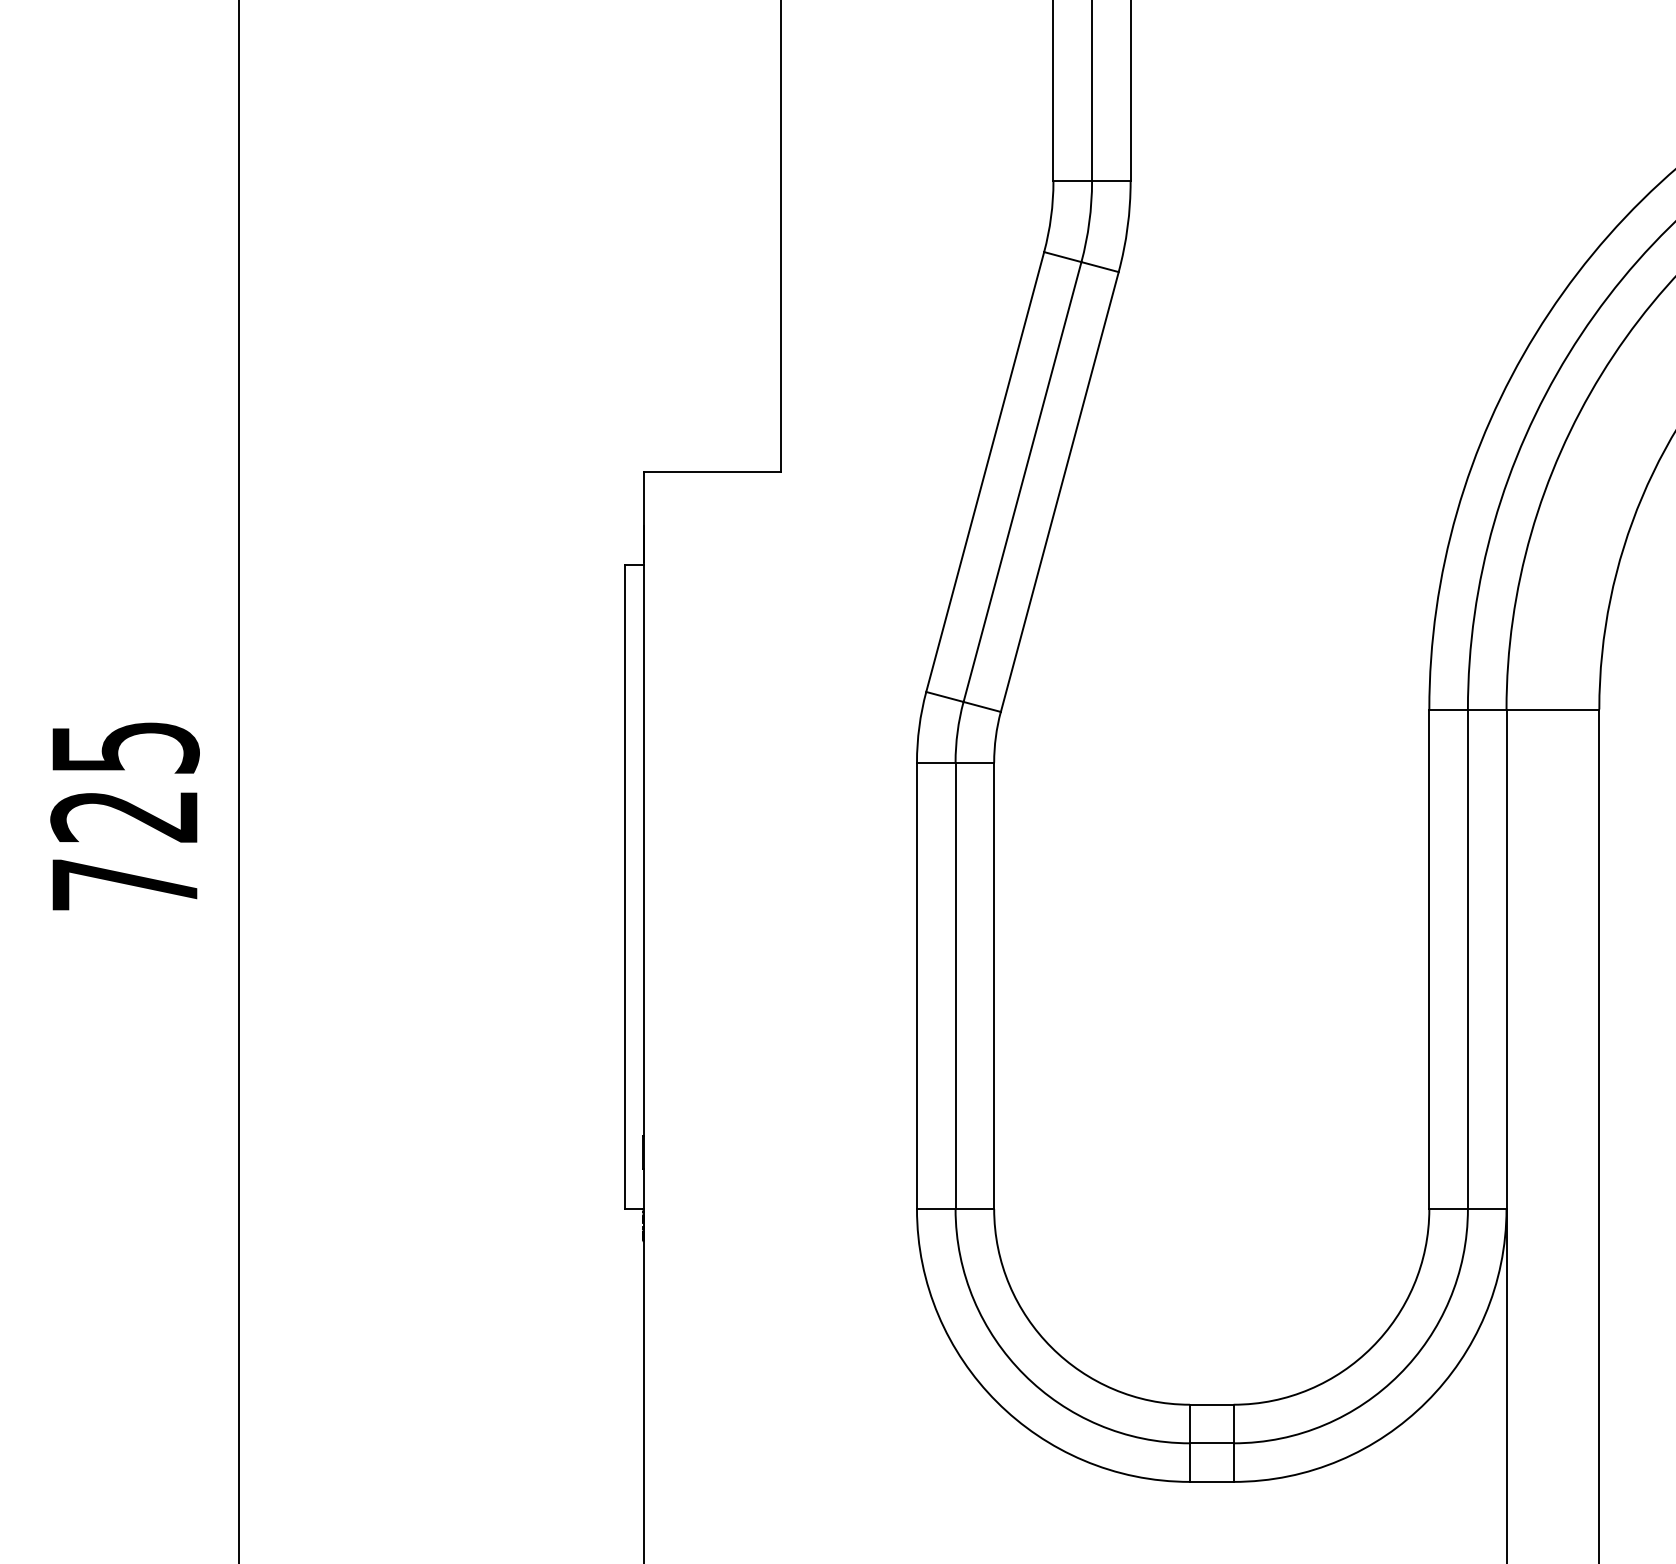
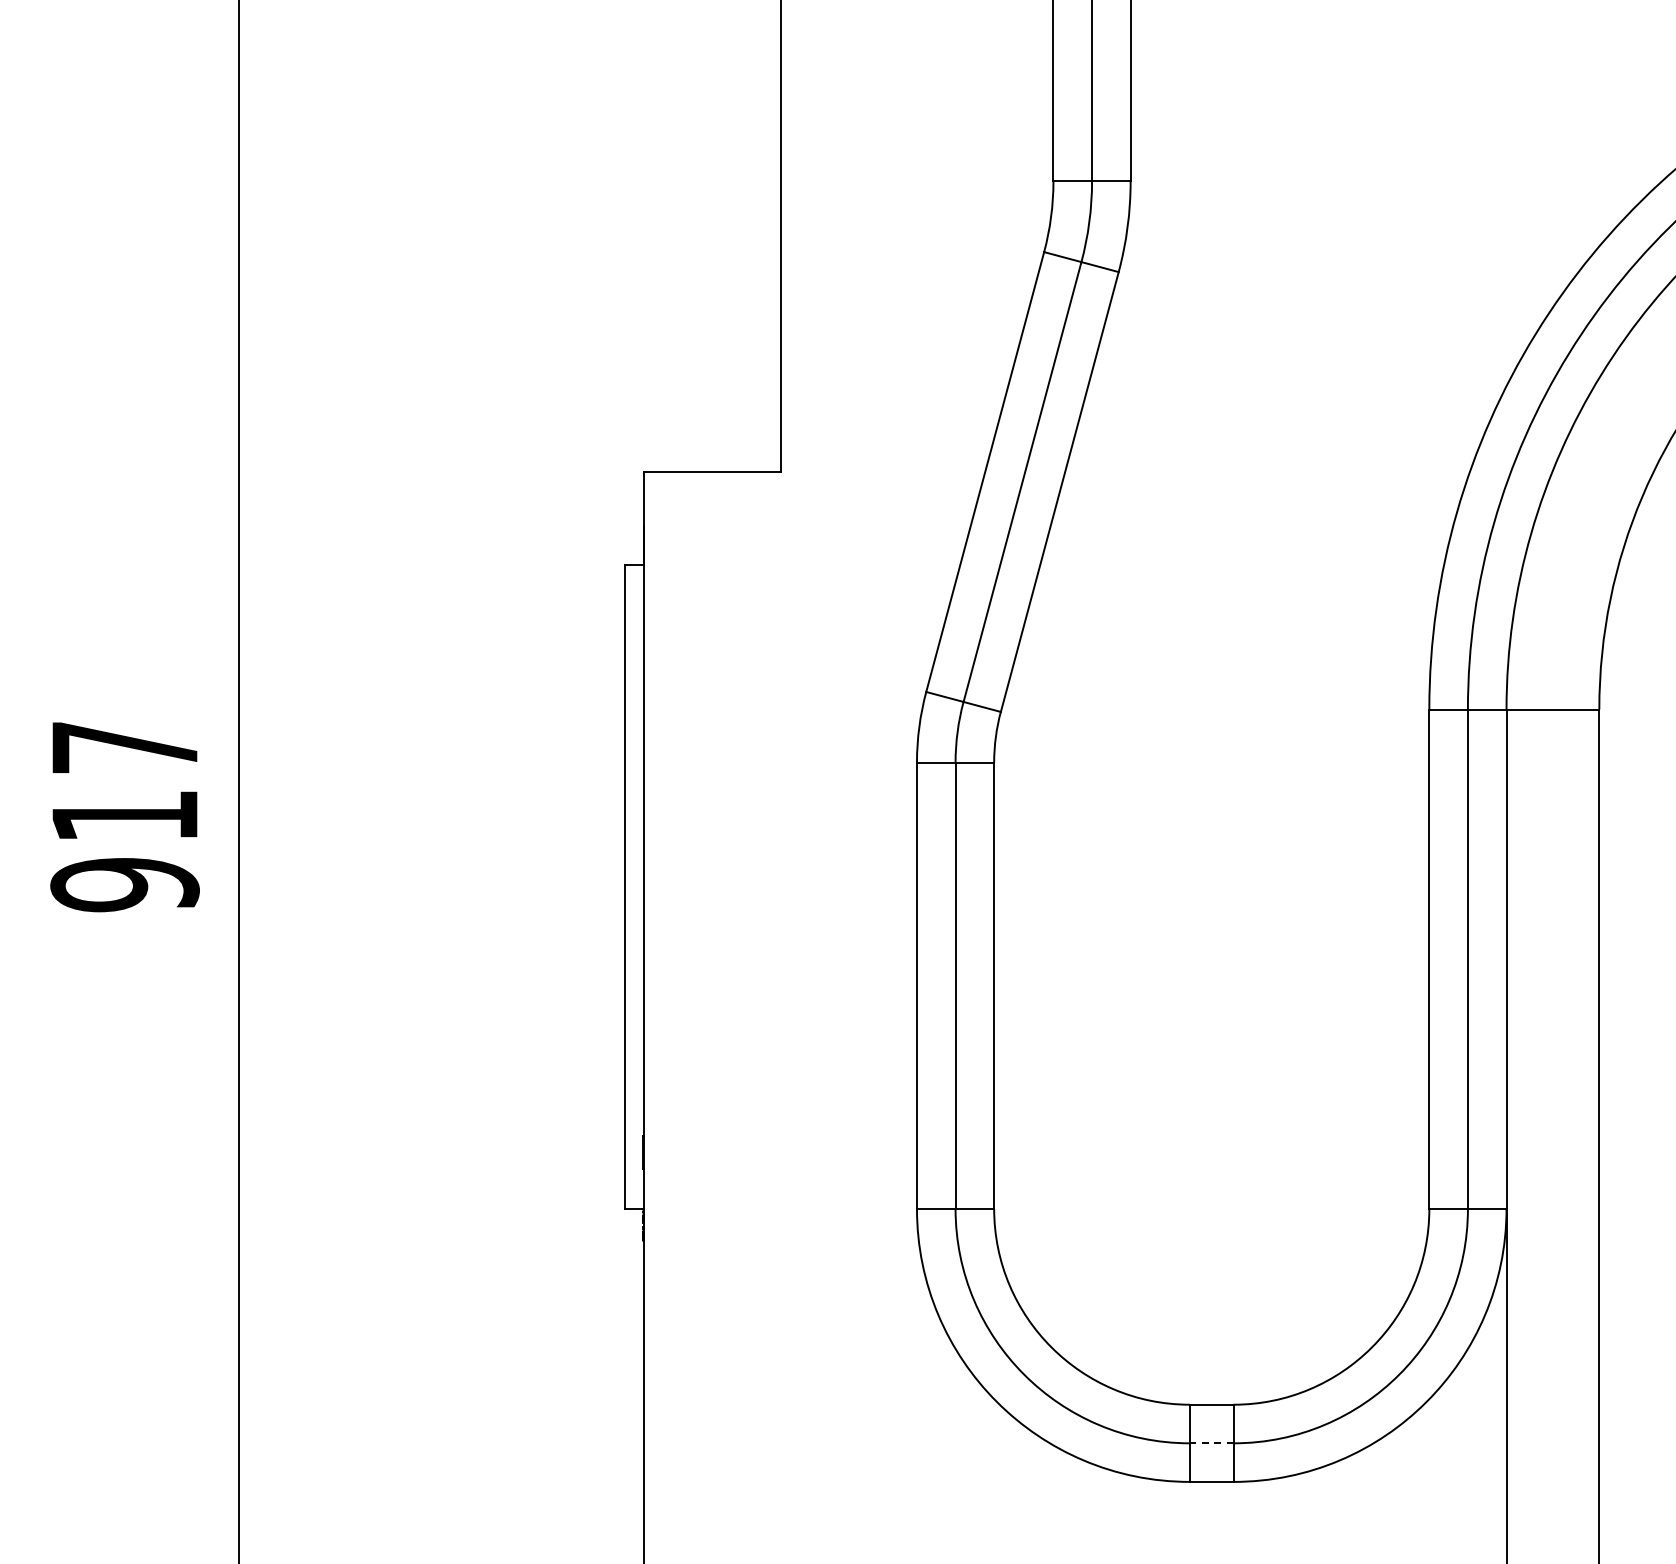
text: 725 -> 917 (124, 817)
line: solid -> dashed (1211, 1443)
